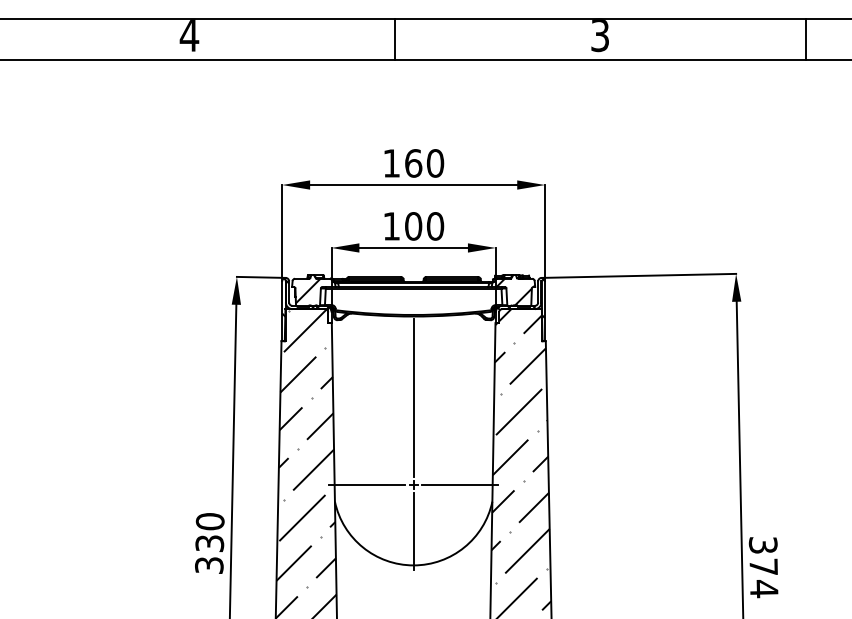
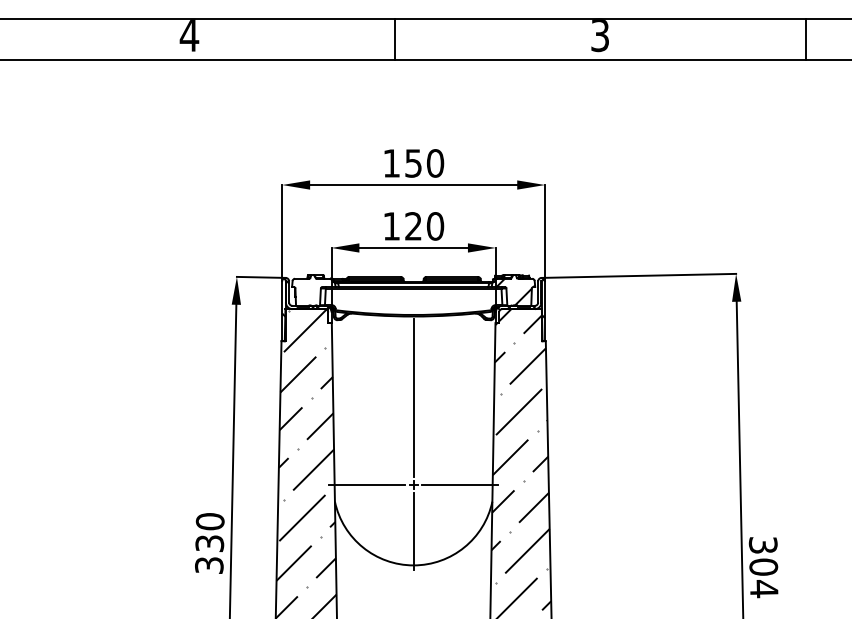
text: 160 -> 150 (413, 163)
text: 100 -> 120 (413, 226)
hatch: present -> none (307, 290)
text: 374 -> 304 (763, 566)
